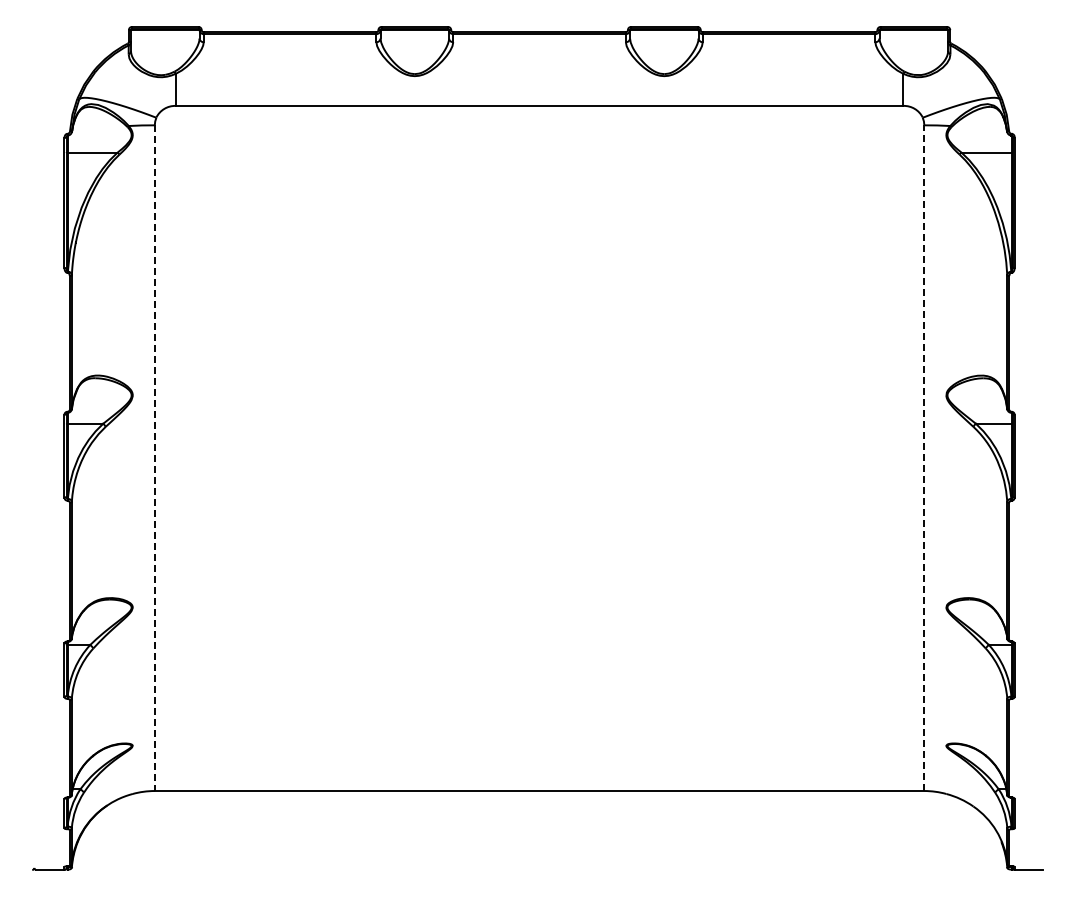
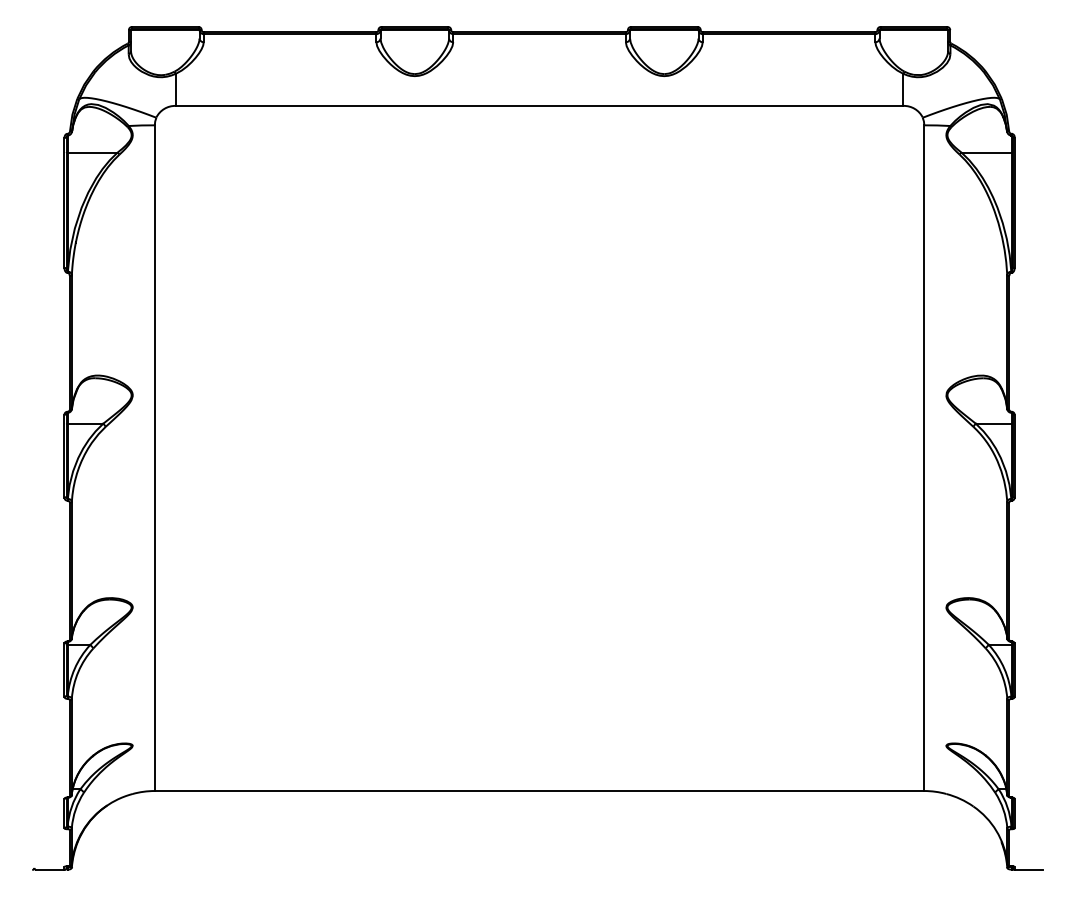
line: dashed -> solid (154, 458)
line: dashed -> solid (924, 458)
